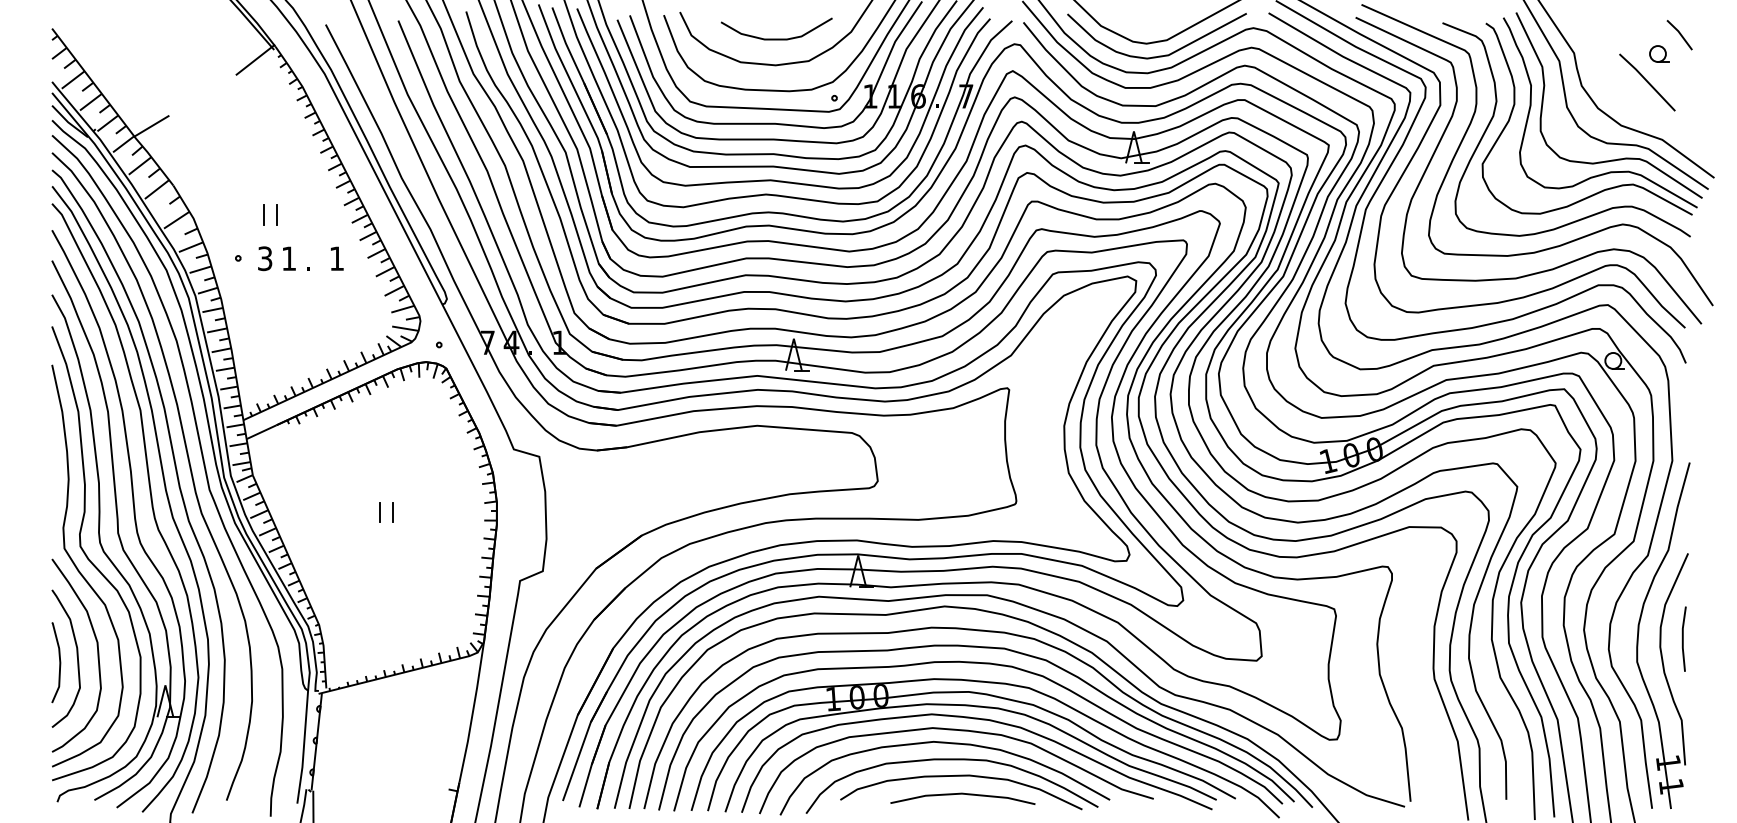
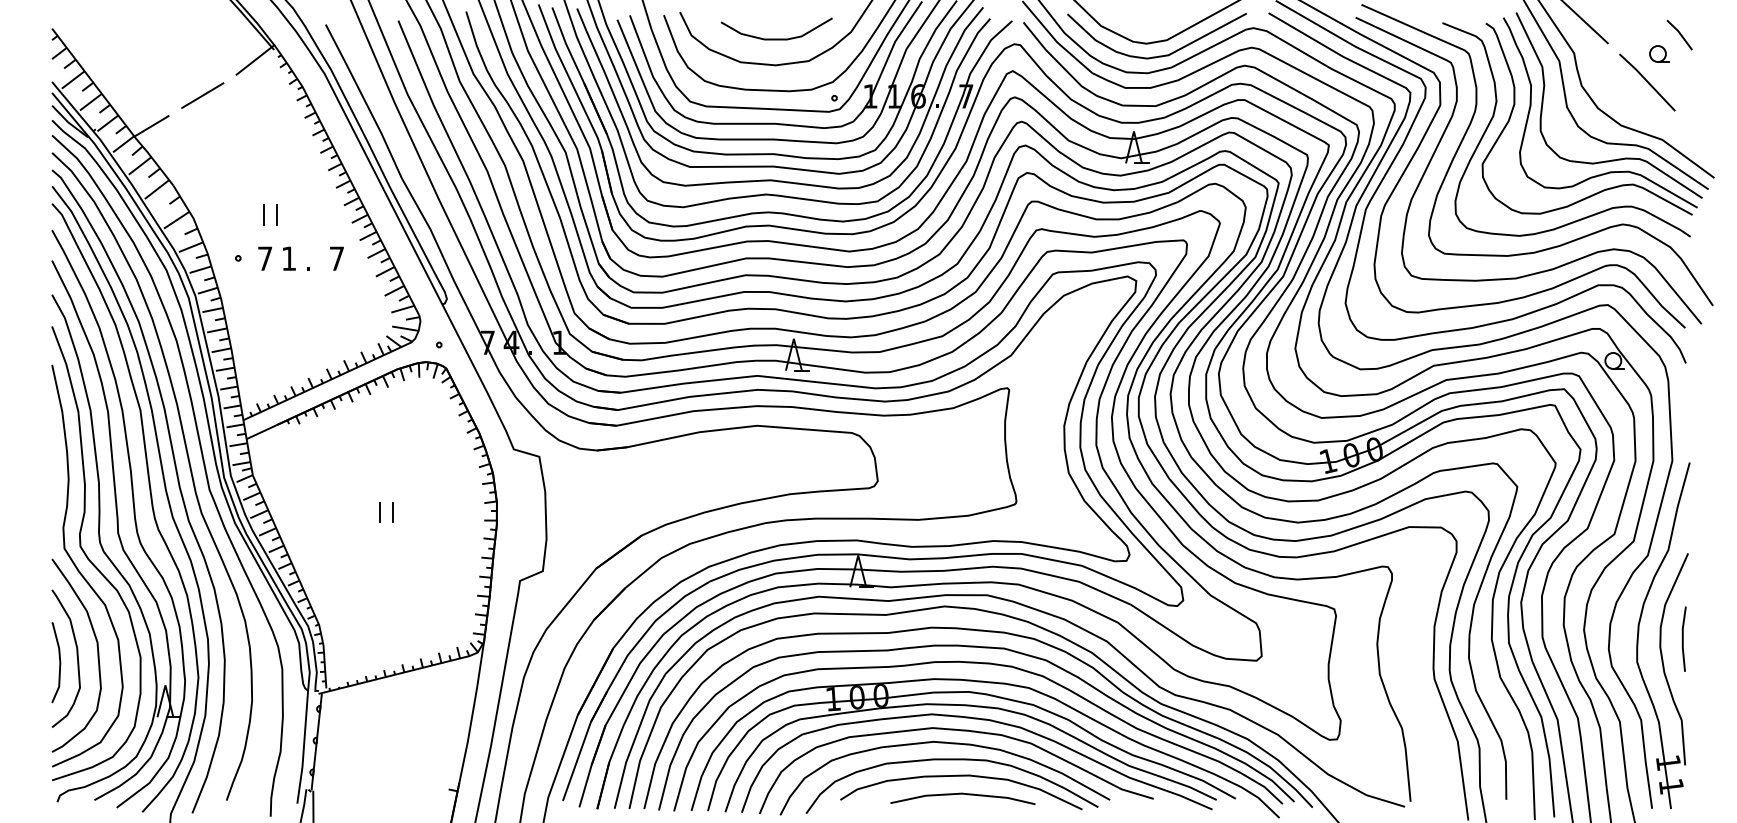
line: none -> present (1585, 22)
line: none -> present (202, 95)
text: 3 -> 7 (265, 258)
text: 1 -> 7 (336, 258)
